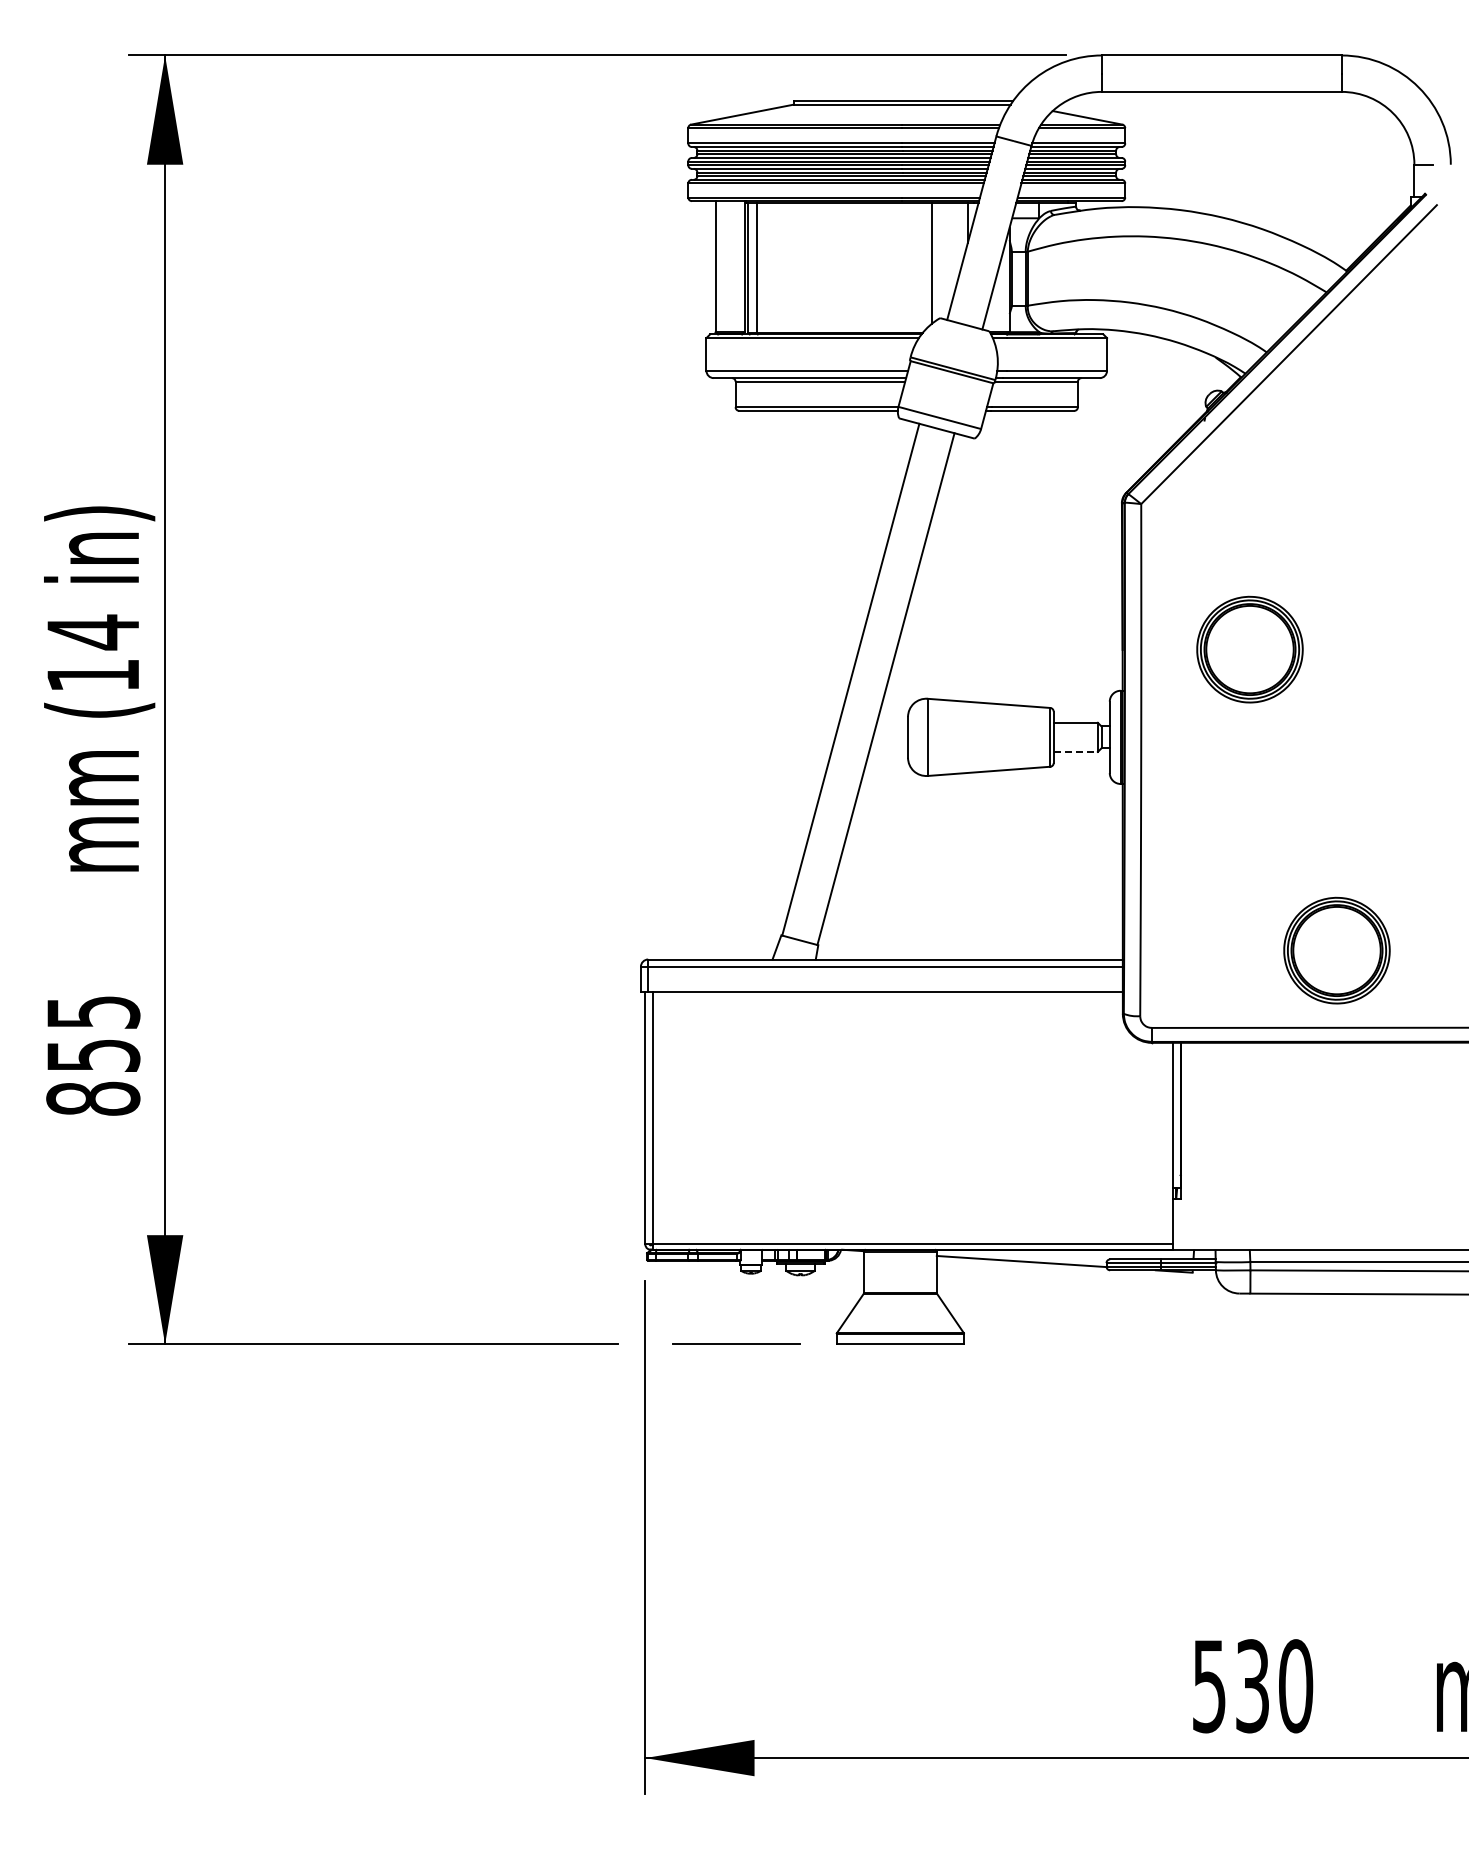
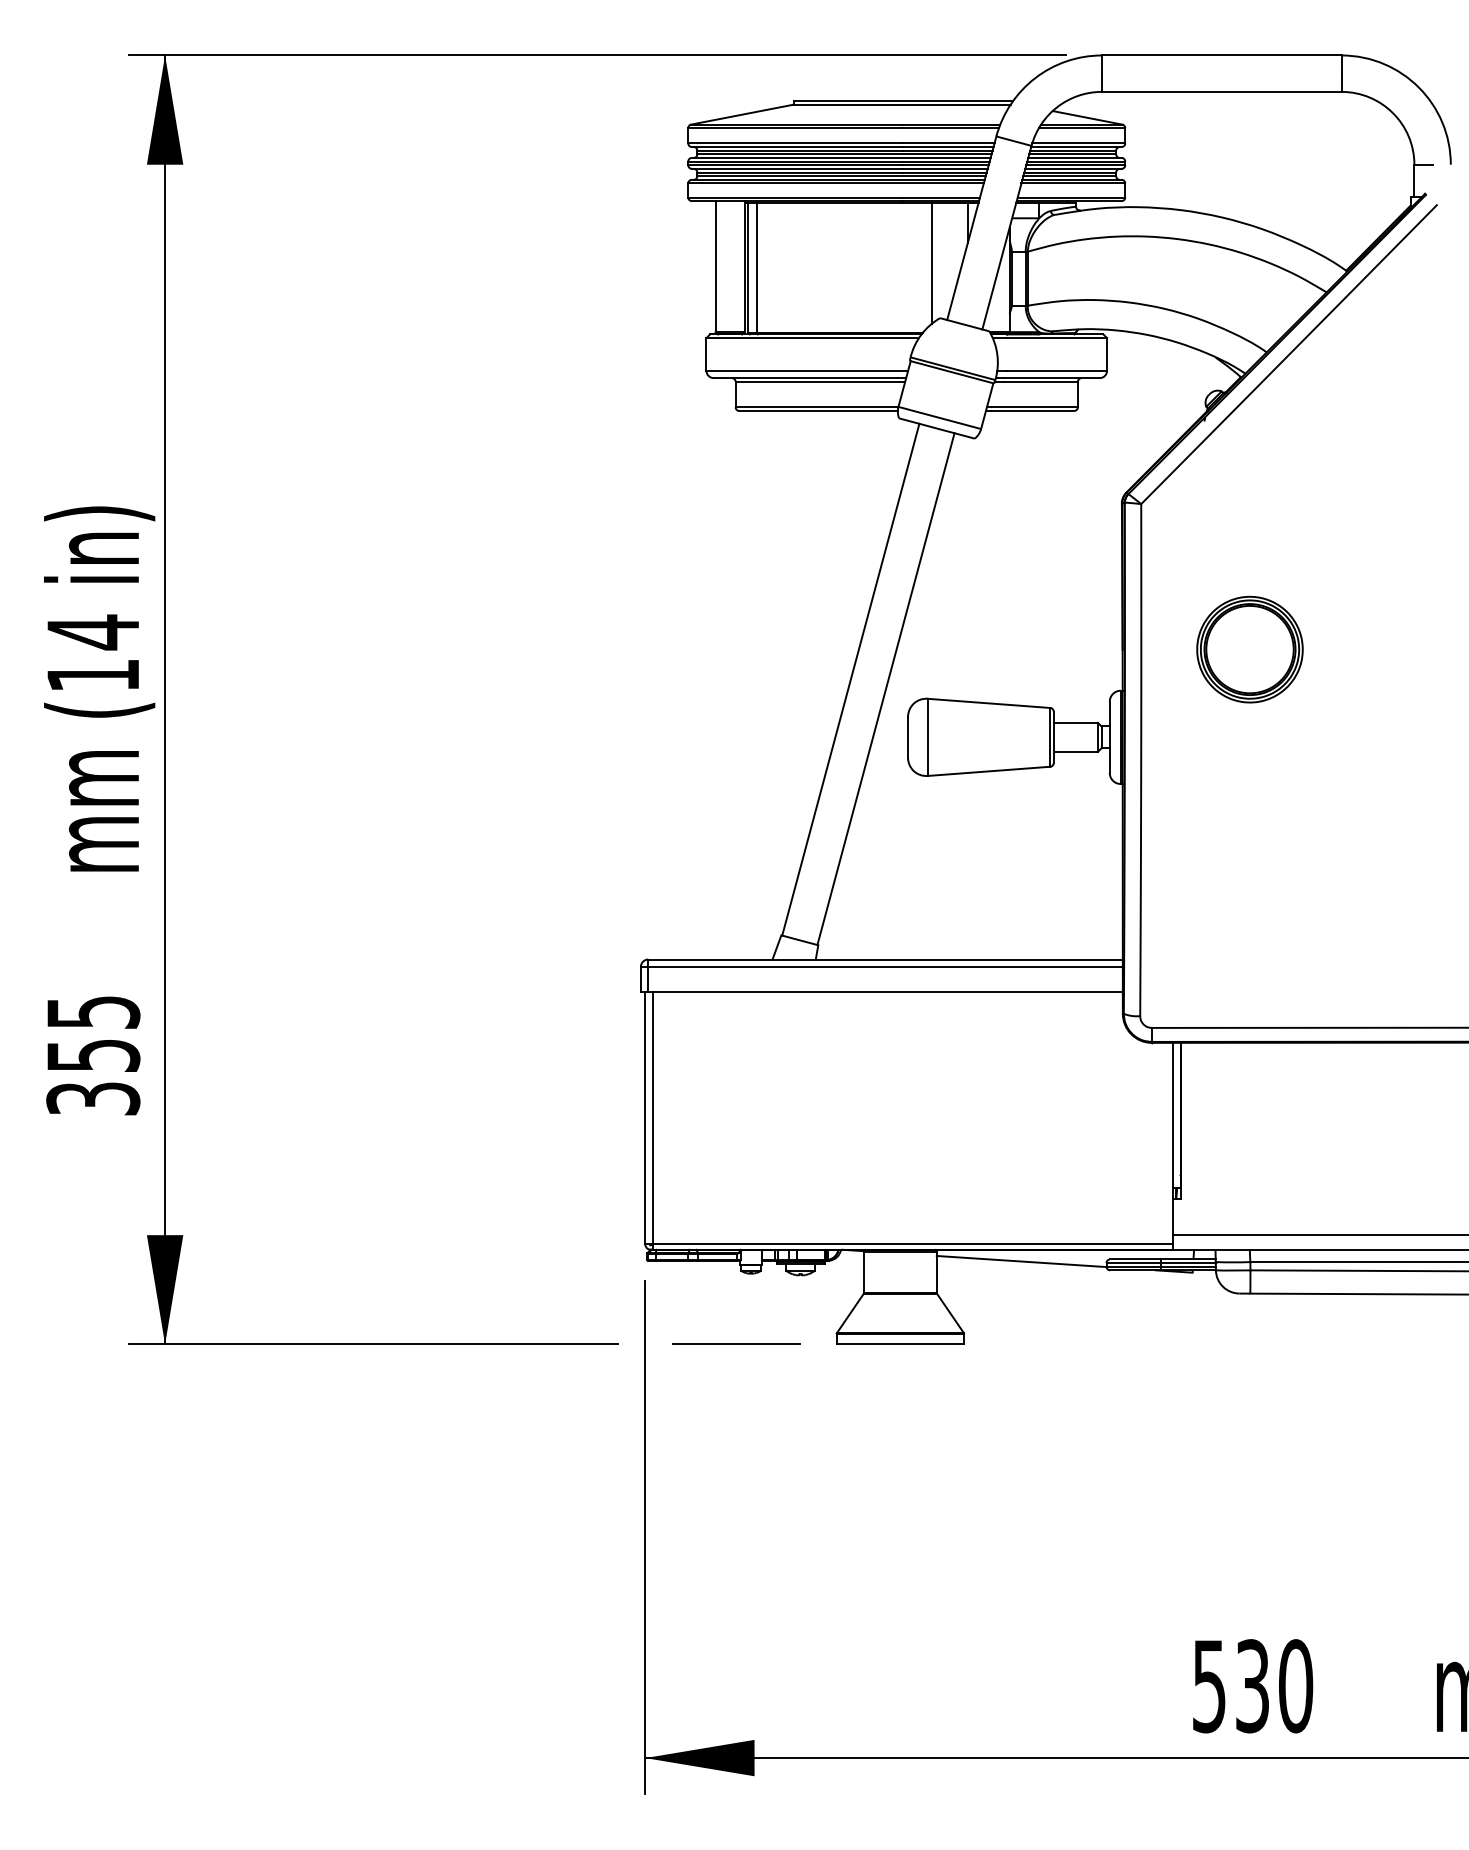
line: dashed -> solid (1076, 751)
part: present -> none (1336, 950)
text: 855 -> 355 (93, 1098)
line: none -> present (1319, 1235)
